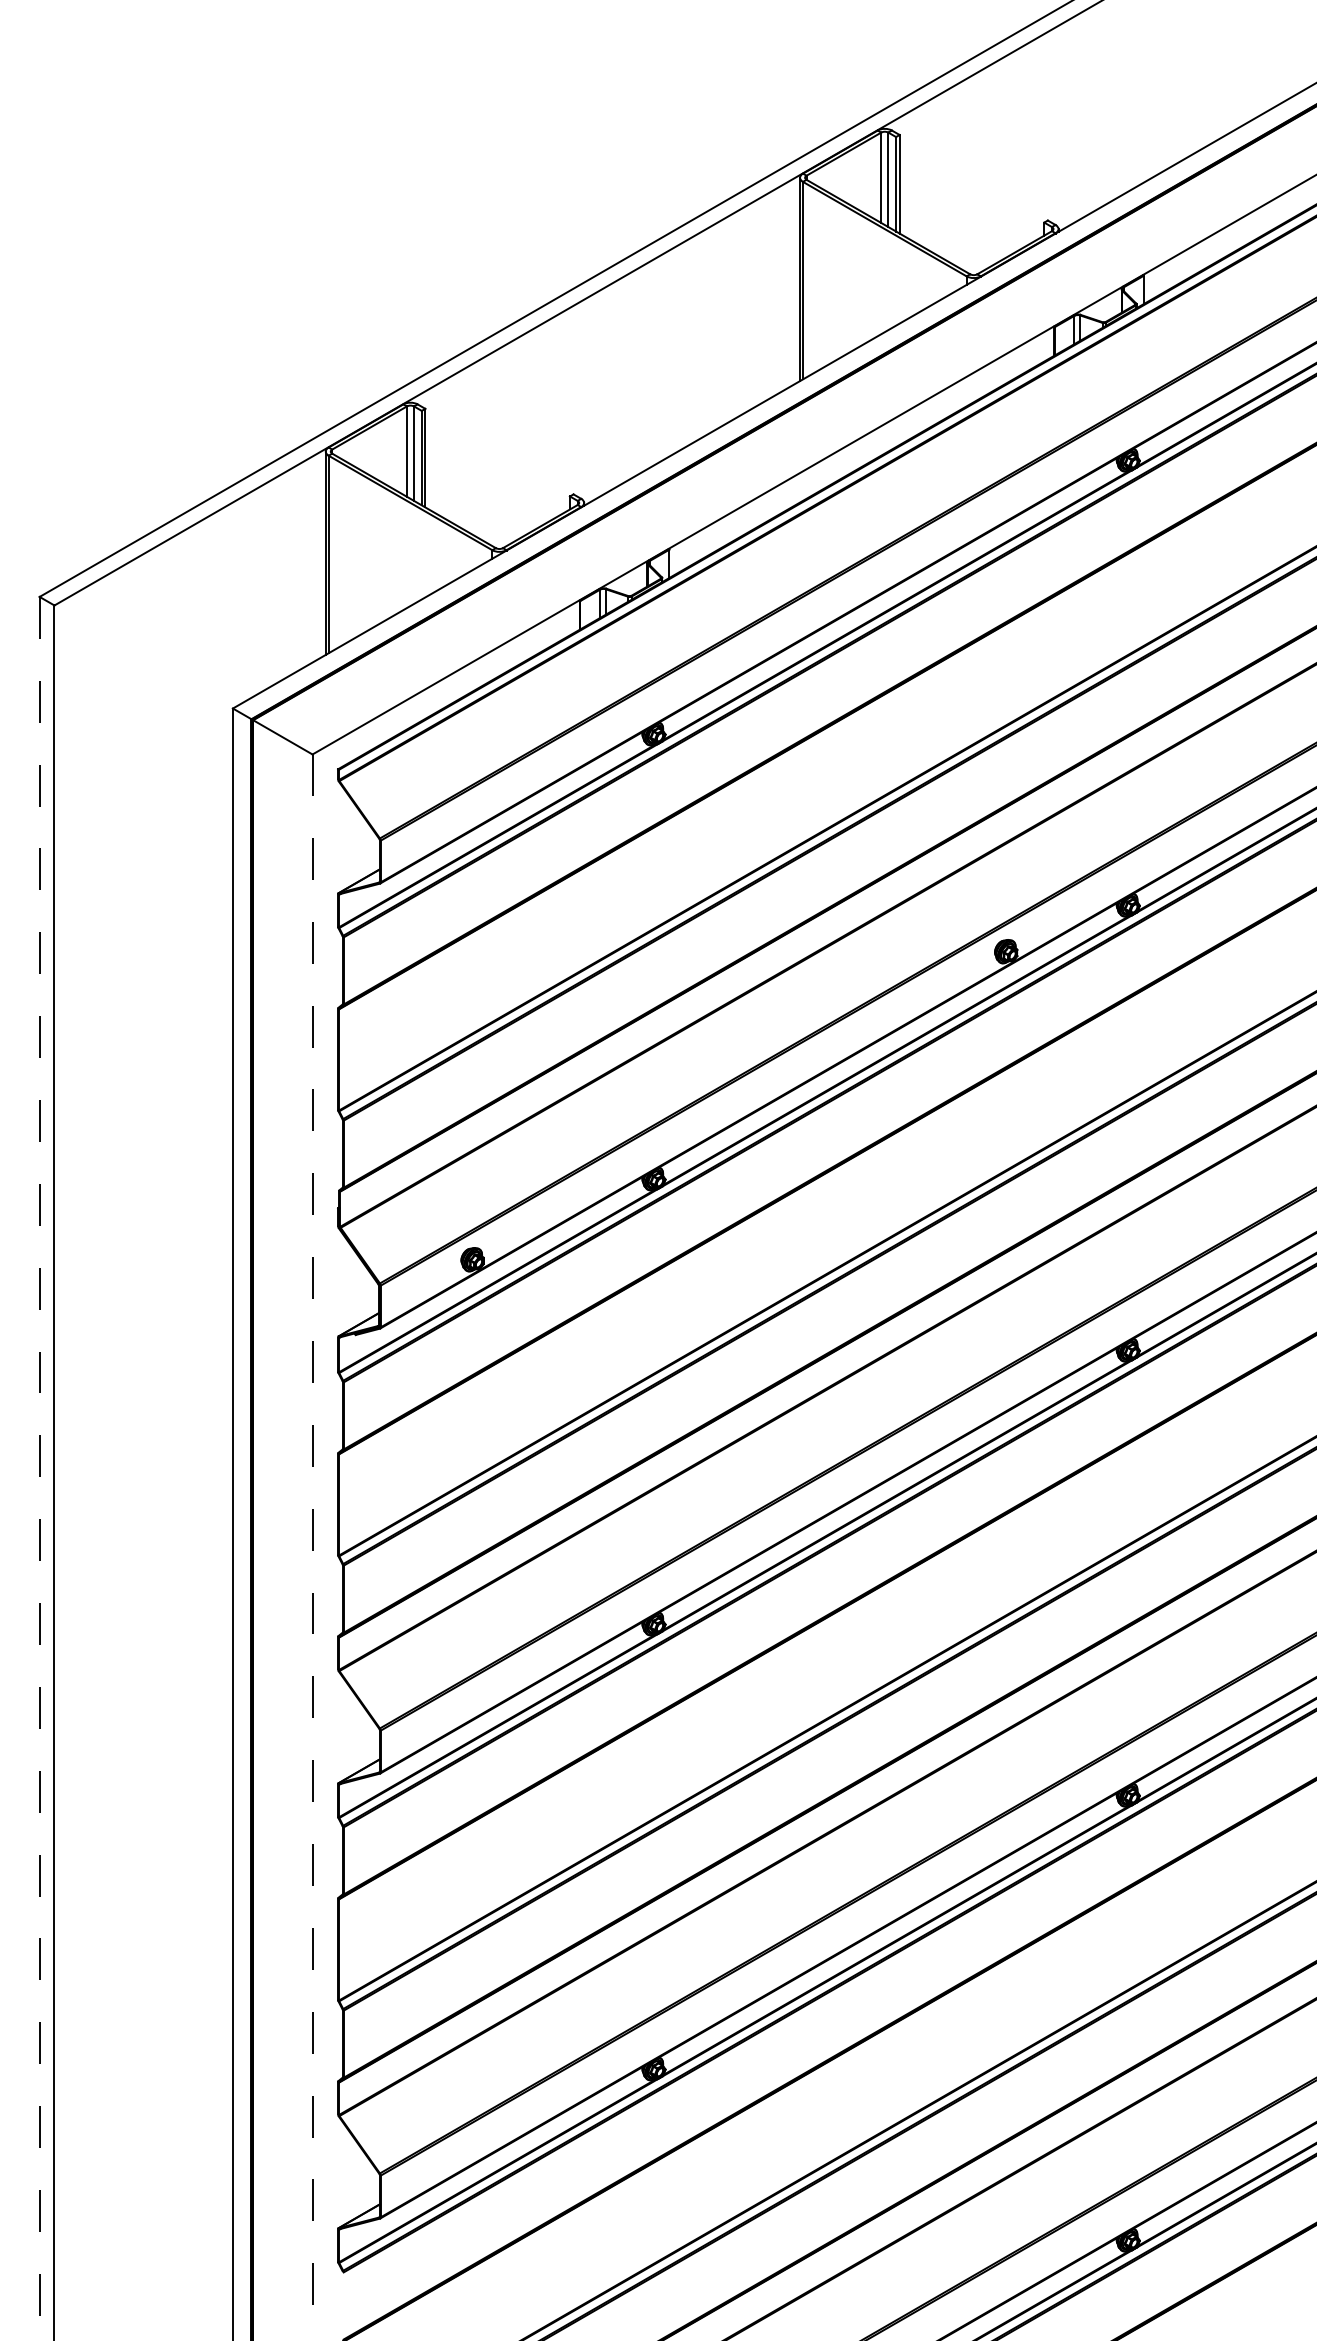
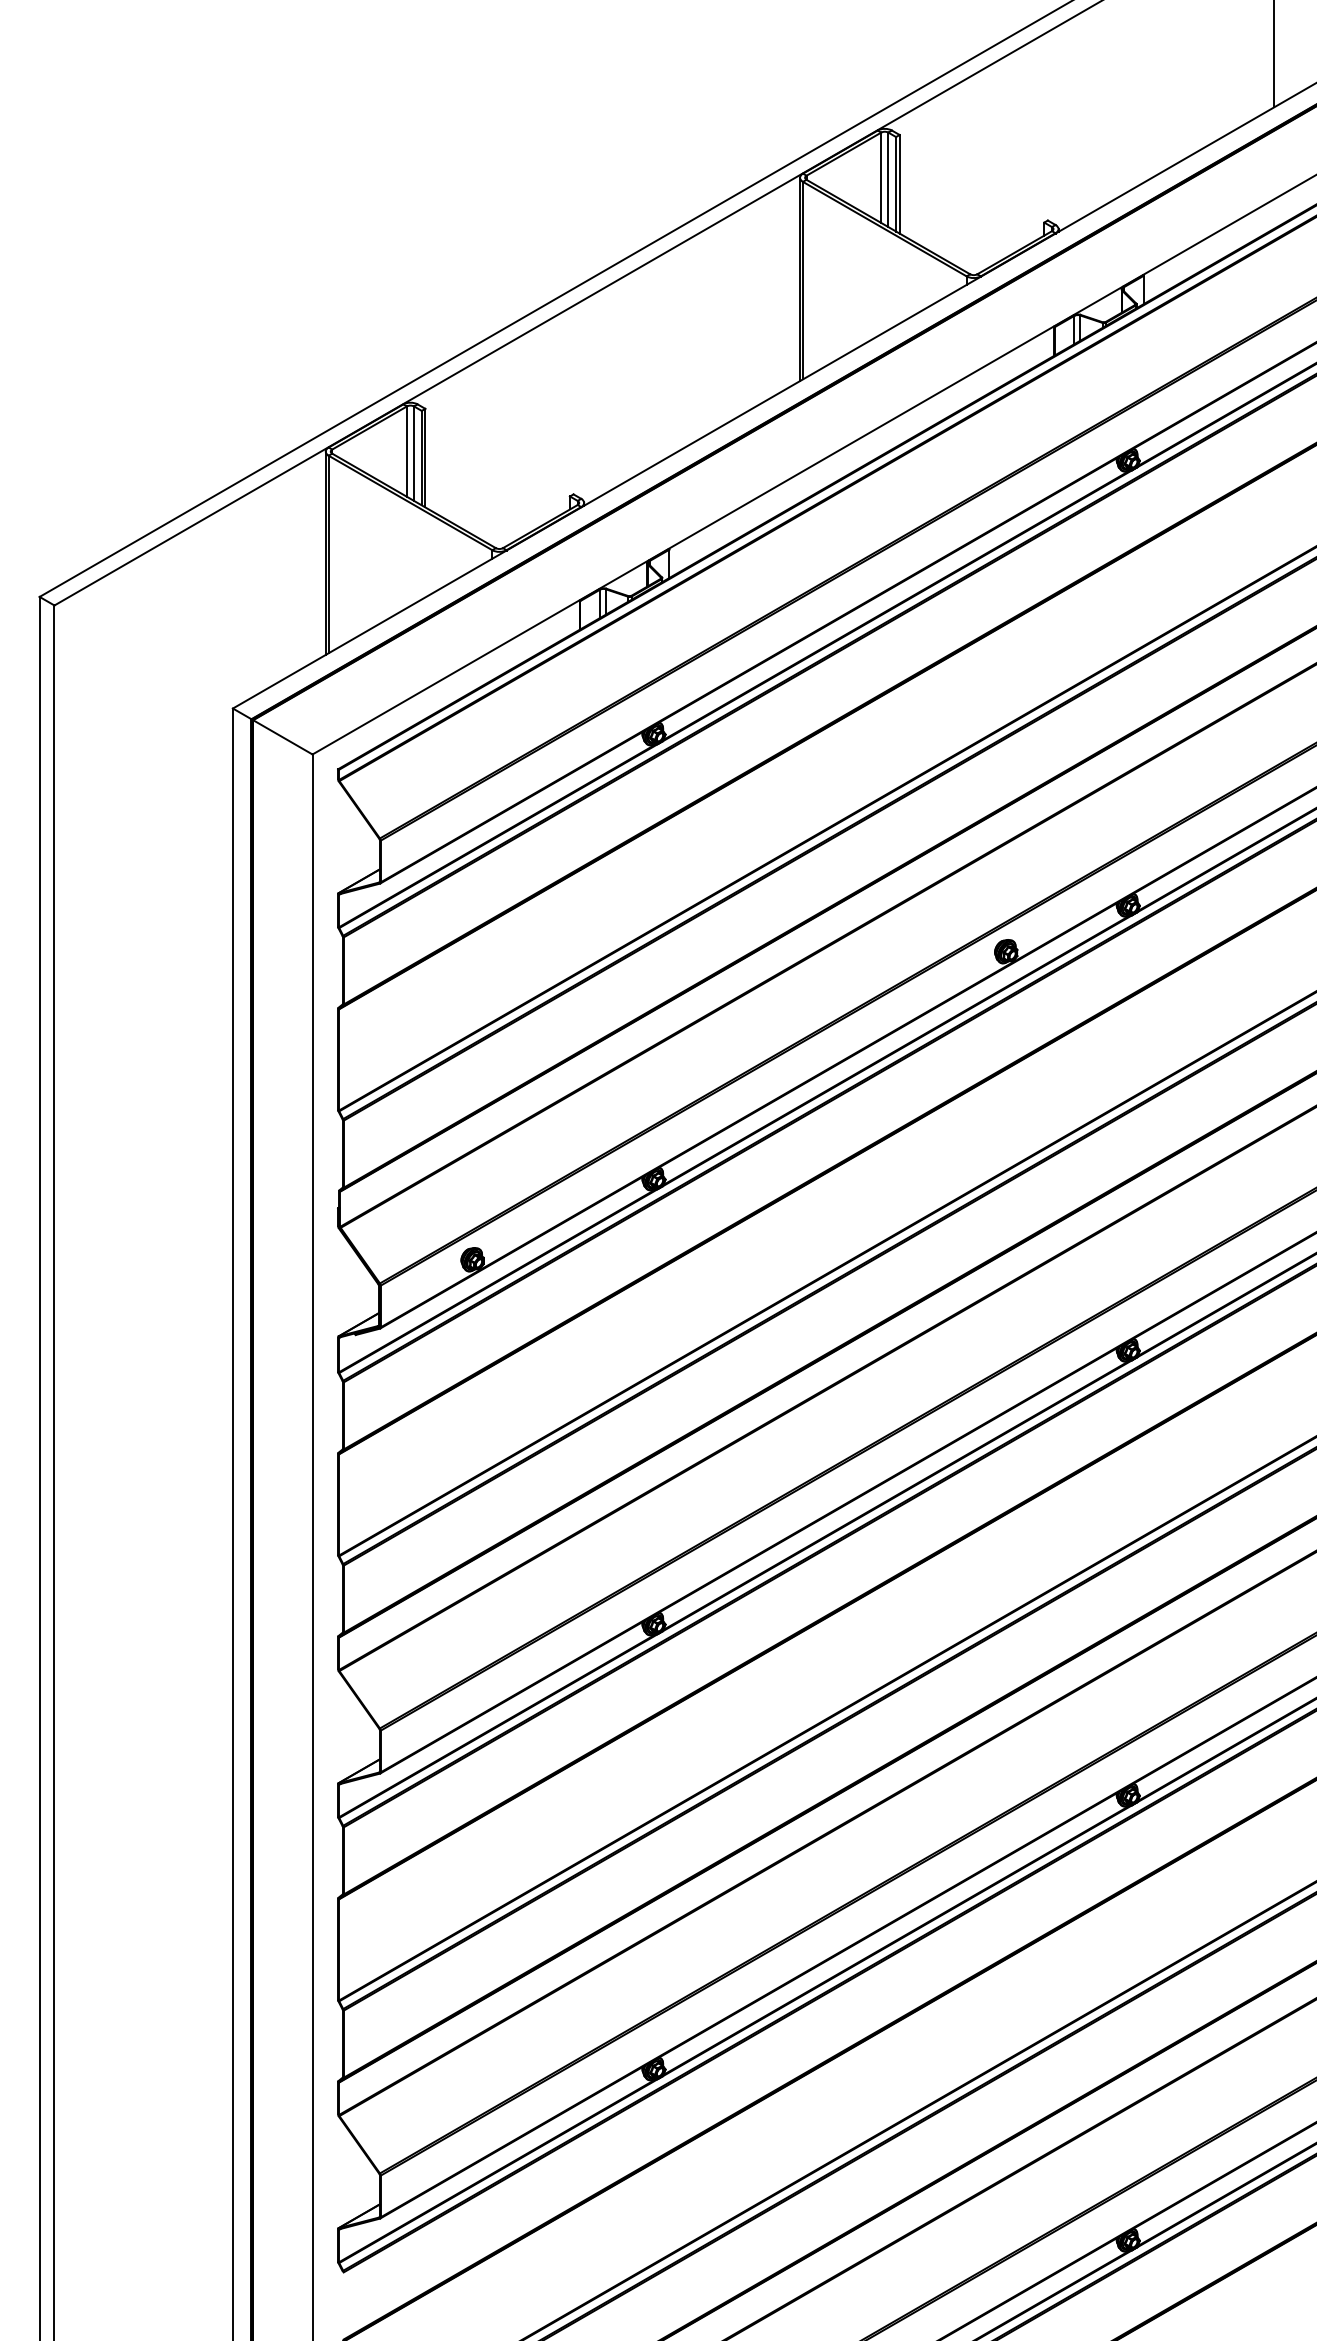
line: none -> present (1274, 54)
line: dashed -> solid (39, 1468)
line: dashed -> solid (312, 1547)
